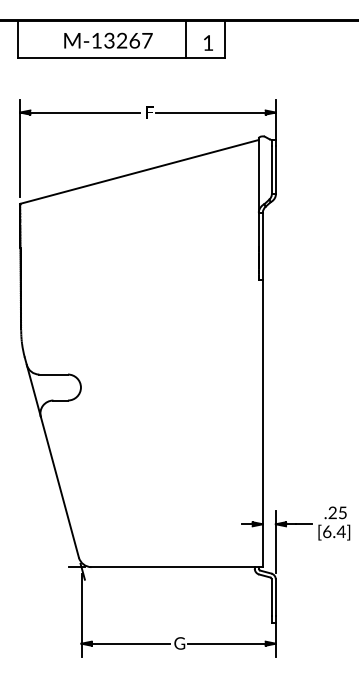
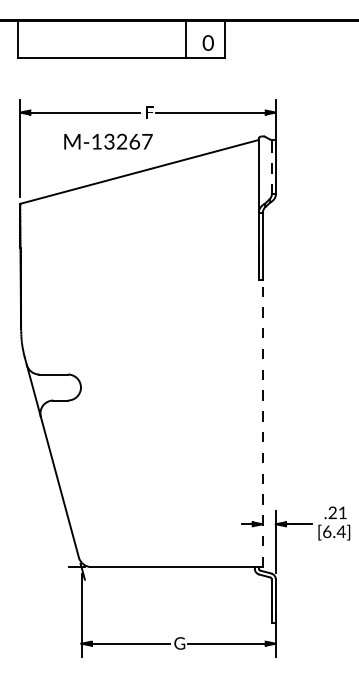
text position: (108, 40) -> (108, 141) (108, 141)
text: 1 -> 0 (207, 42)
line: solid -> dashed (271, 170)
line: solid -> dashed (262, 423)
text: .25 -> .21 (342, 512)
